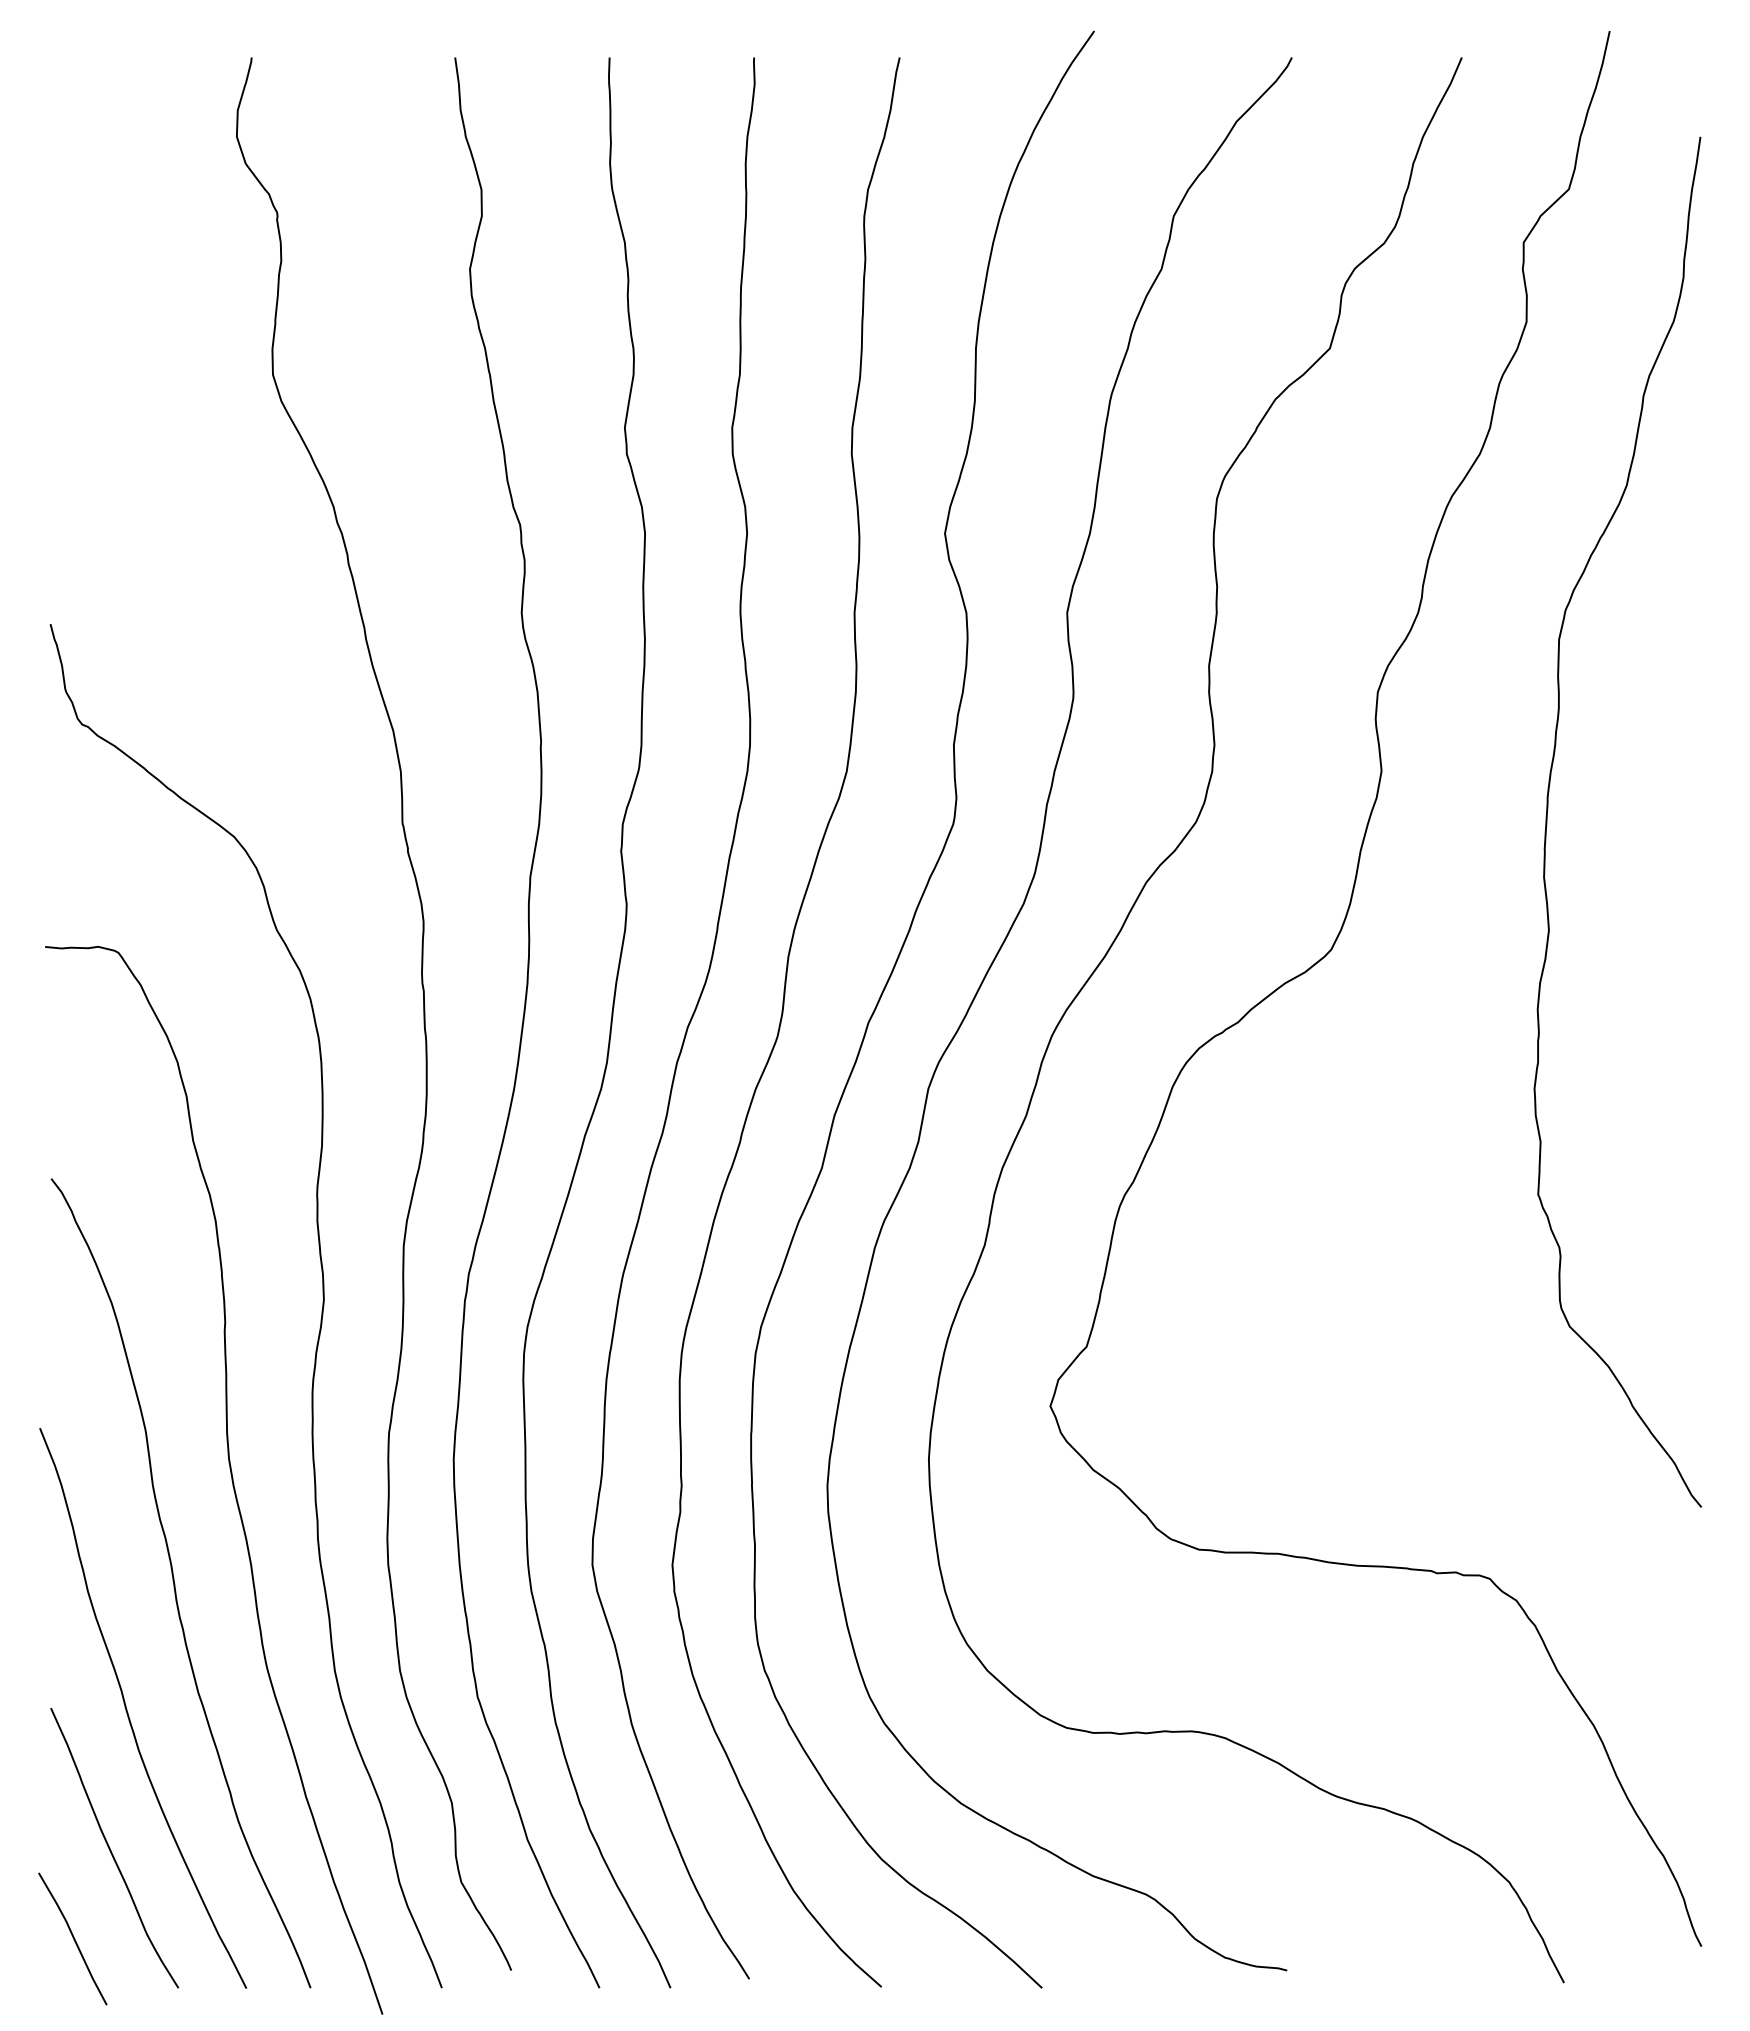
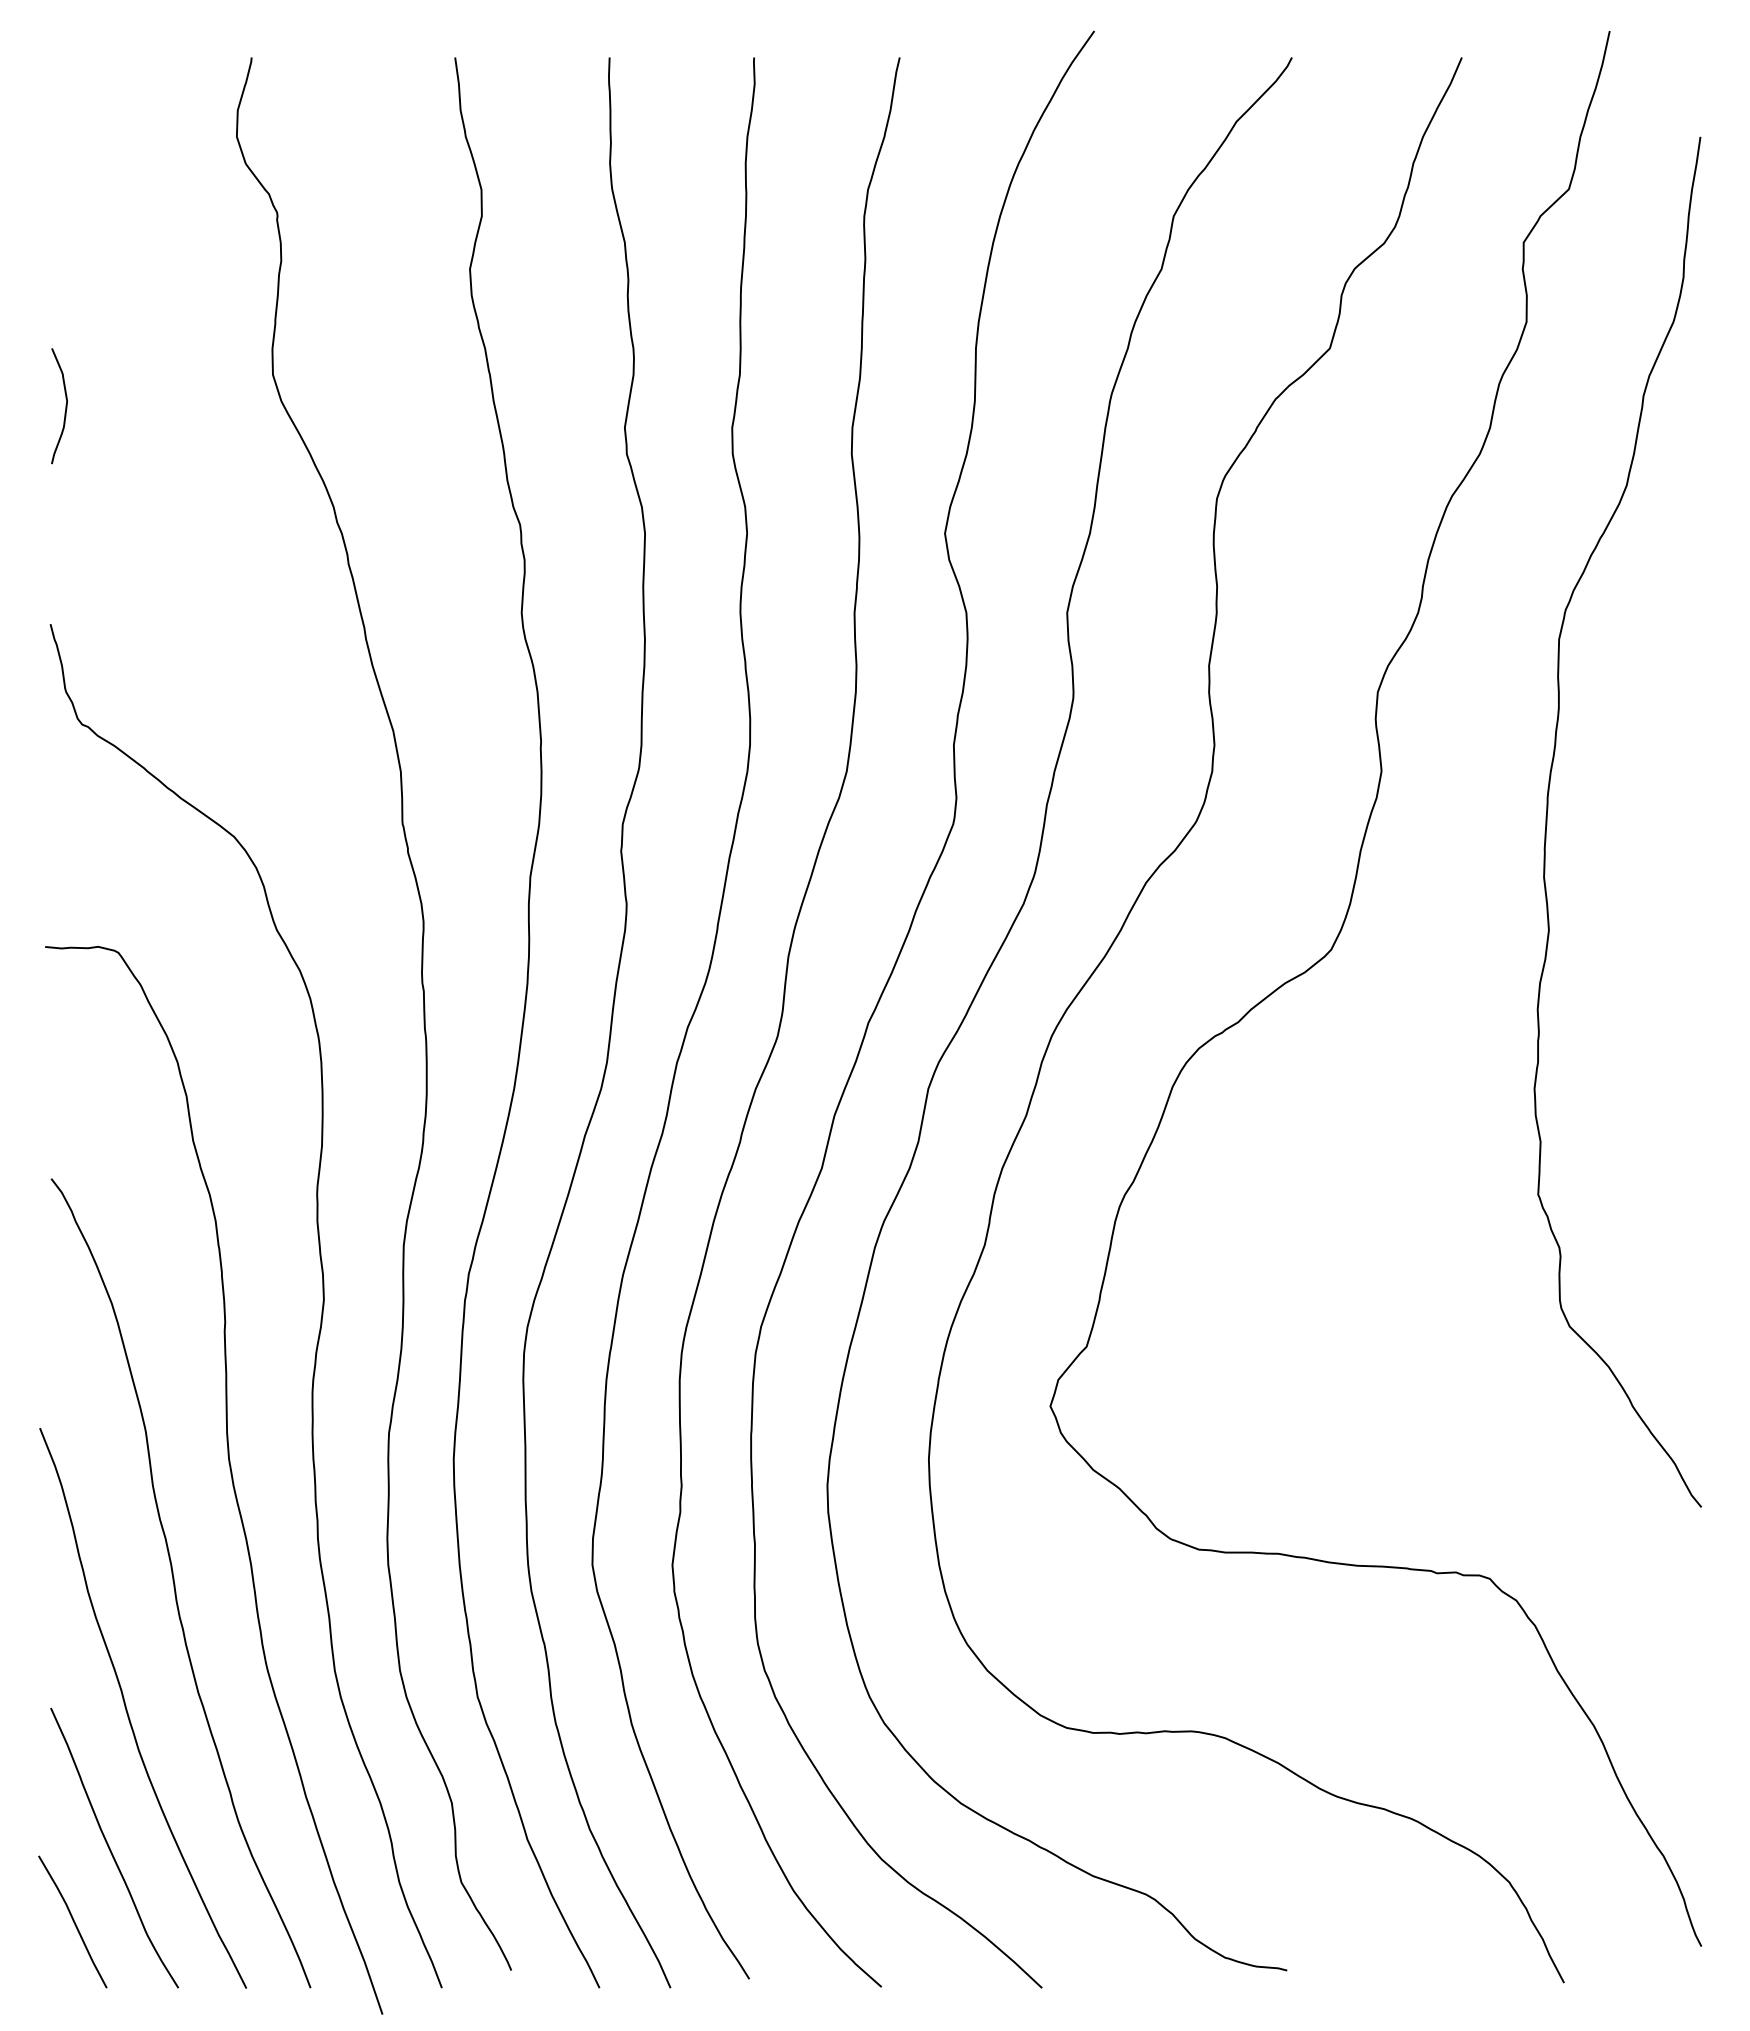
curve: none -> present (65, 406)
curve position: (72, 1937) -> (72, 1920) (72, 1920)
